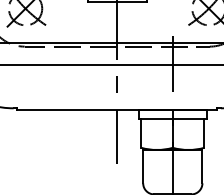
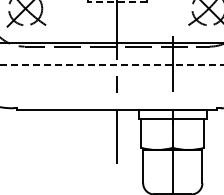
line: solid -> dashed (117, 2)
line: solid -> dashed (111, 65)
